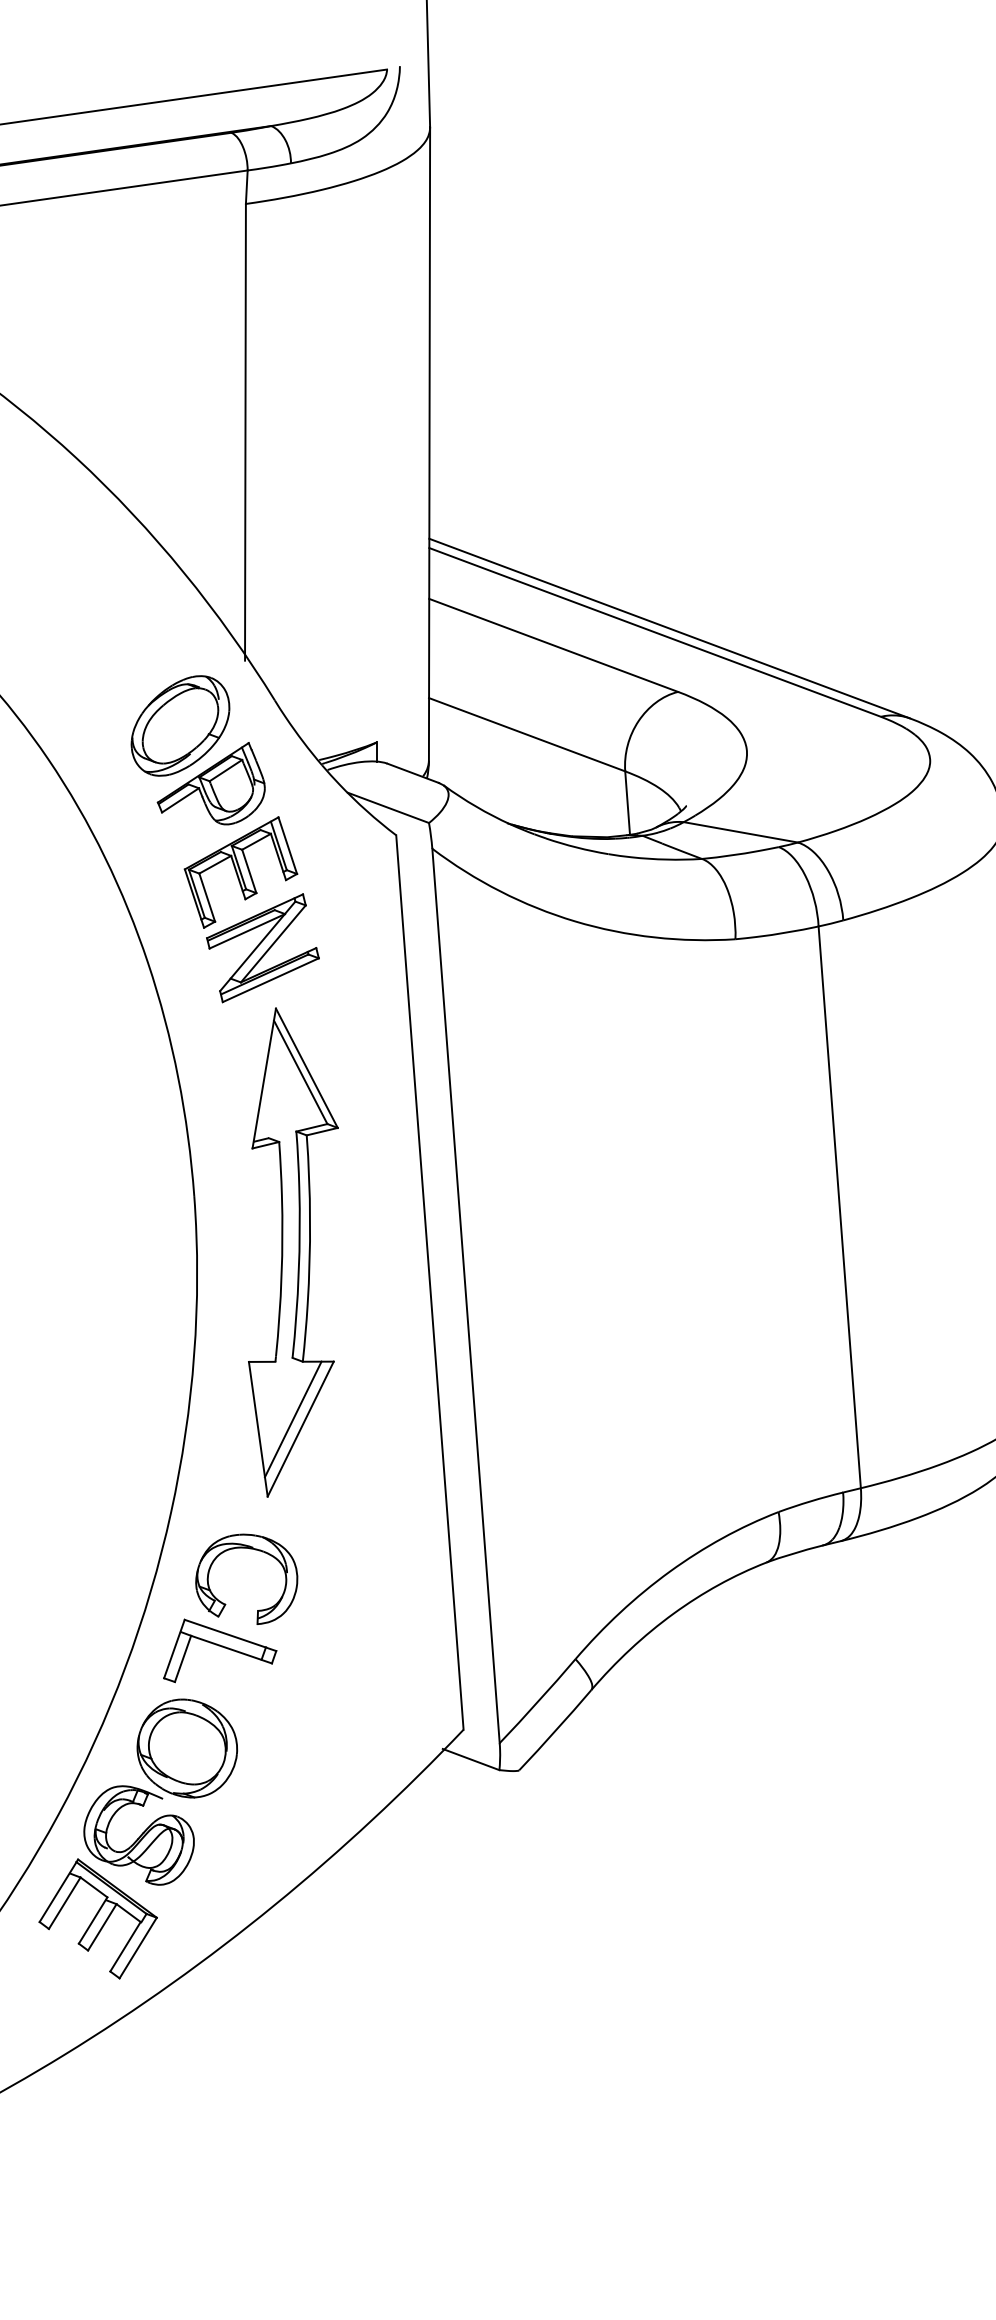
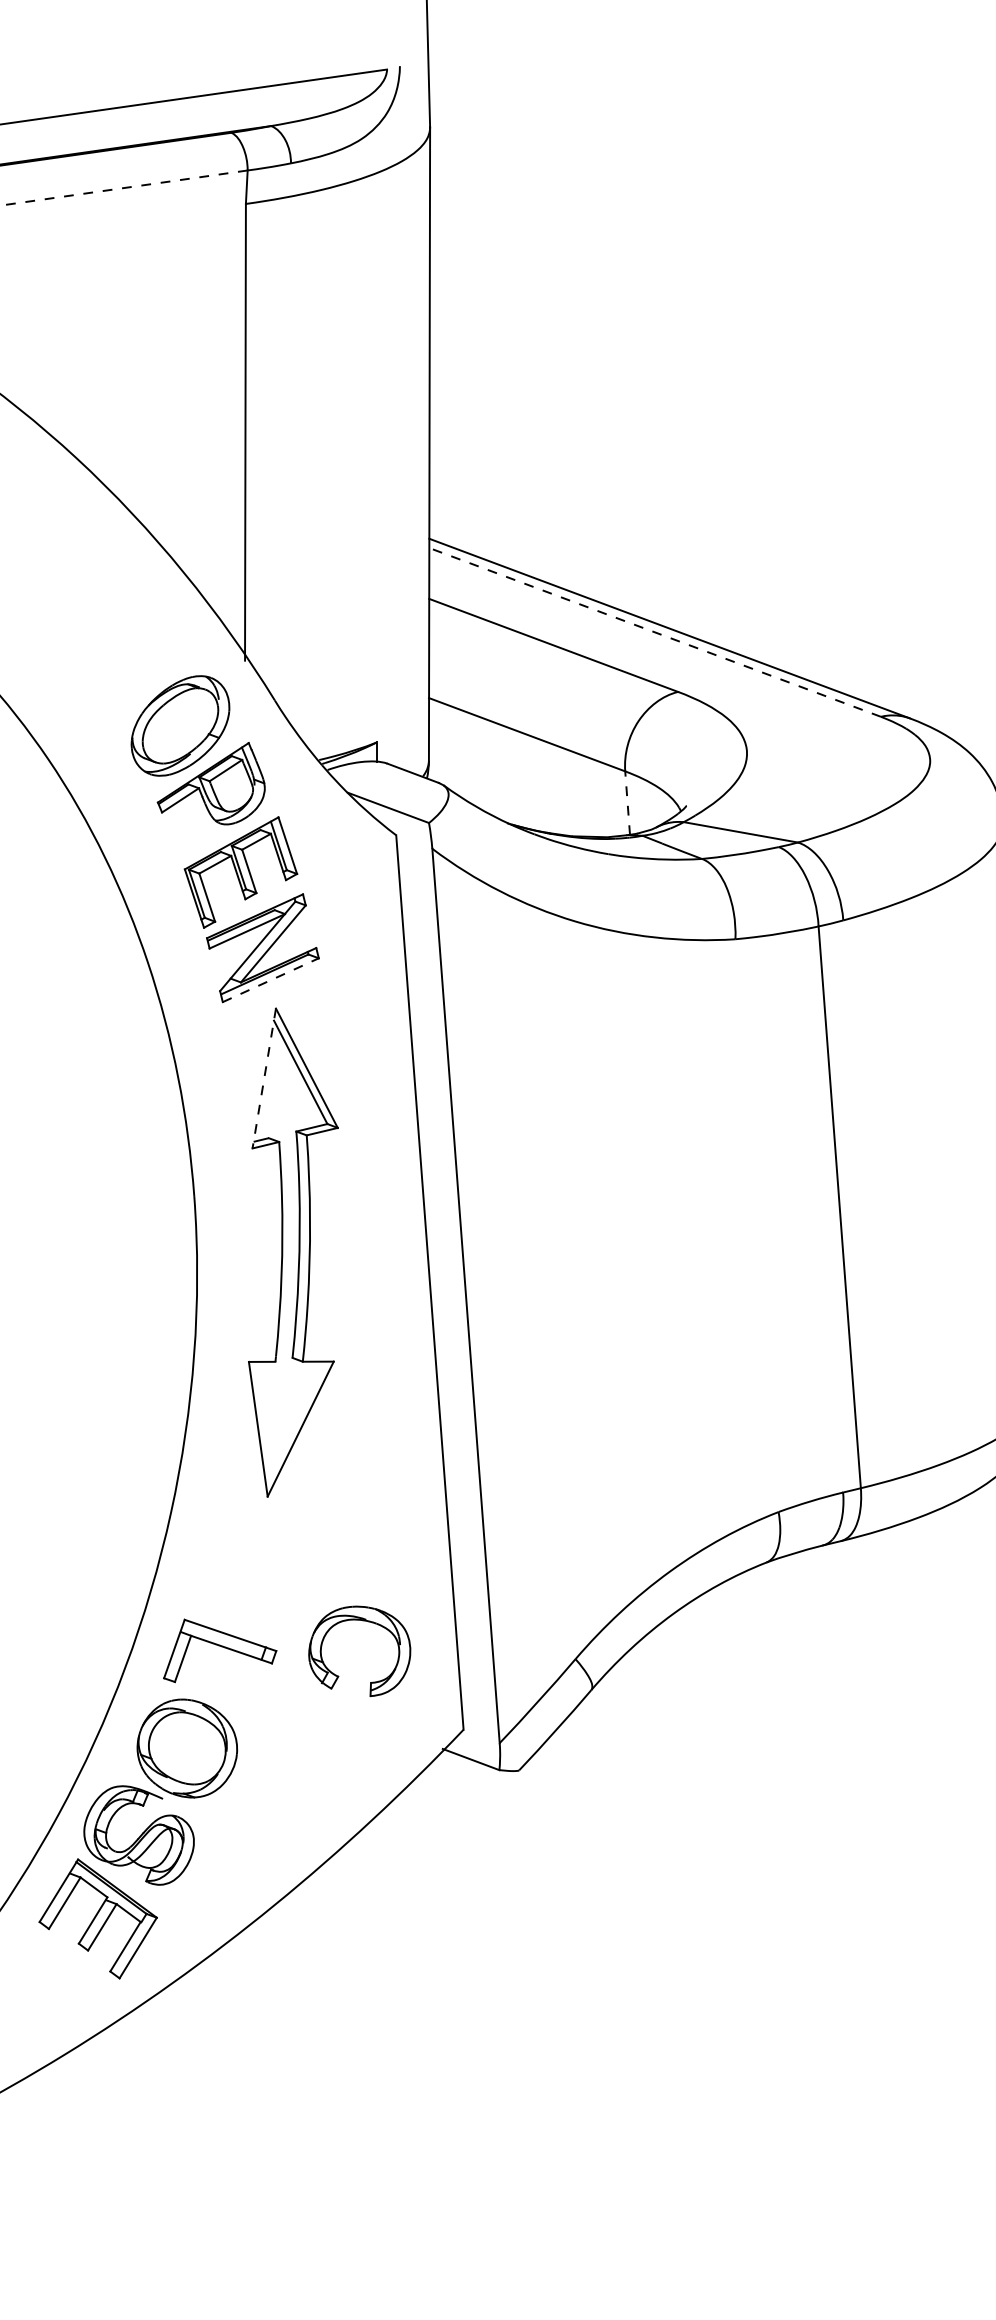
line: solid -> dashed (123, 188)
line: solid -> dashed (654, 632)
line: solid -> dashed (627, 803)
line: solid -> dashed (270, 980)
line: solid -> dashed (264, 1078)
line: present -> none (292, 1419)
part position: (249, 1549) -> (362, 1621) (362, 1621)
